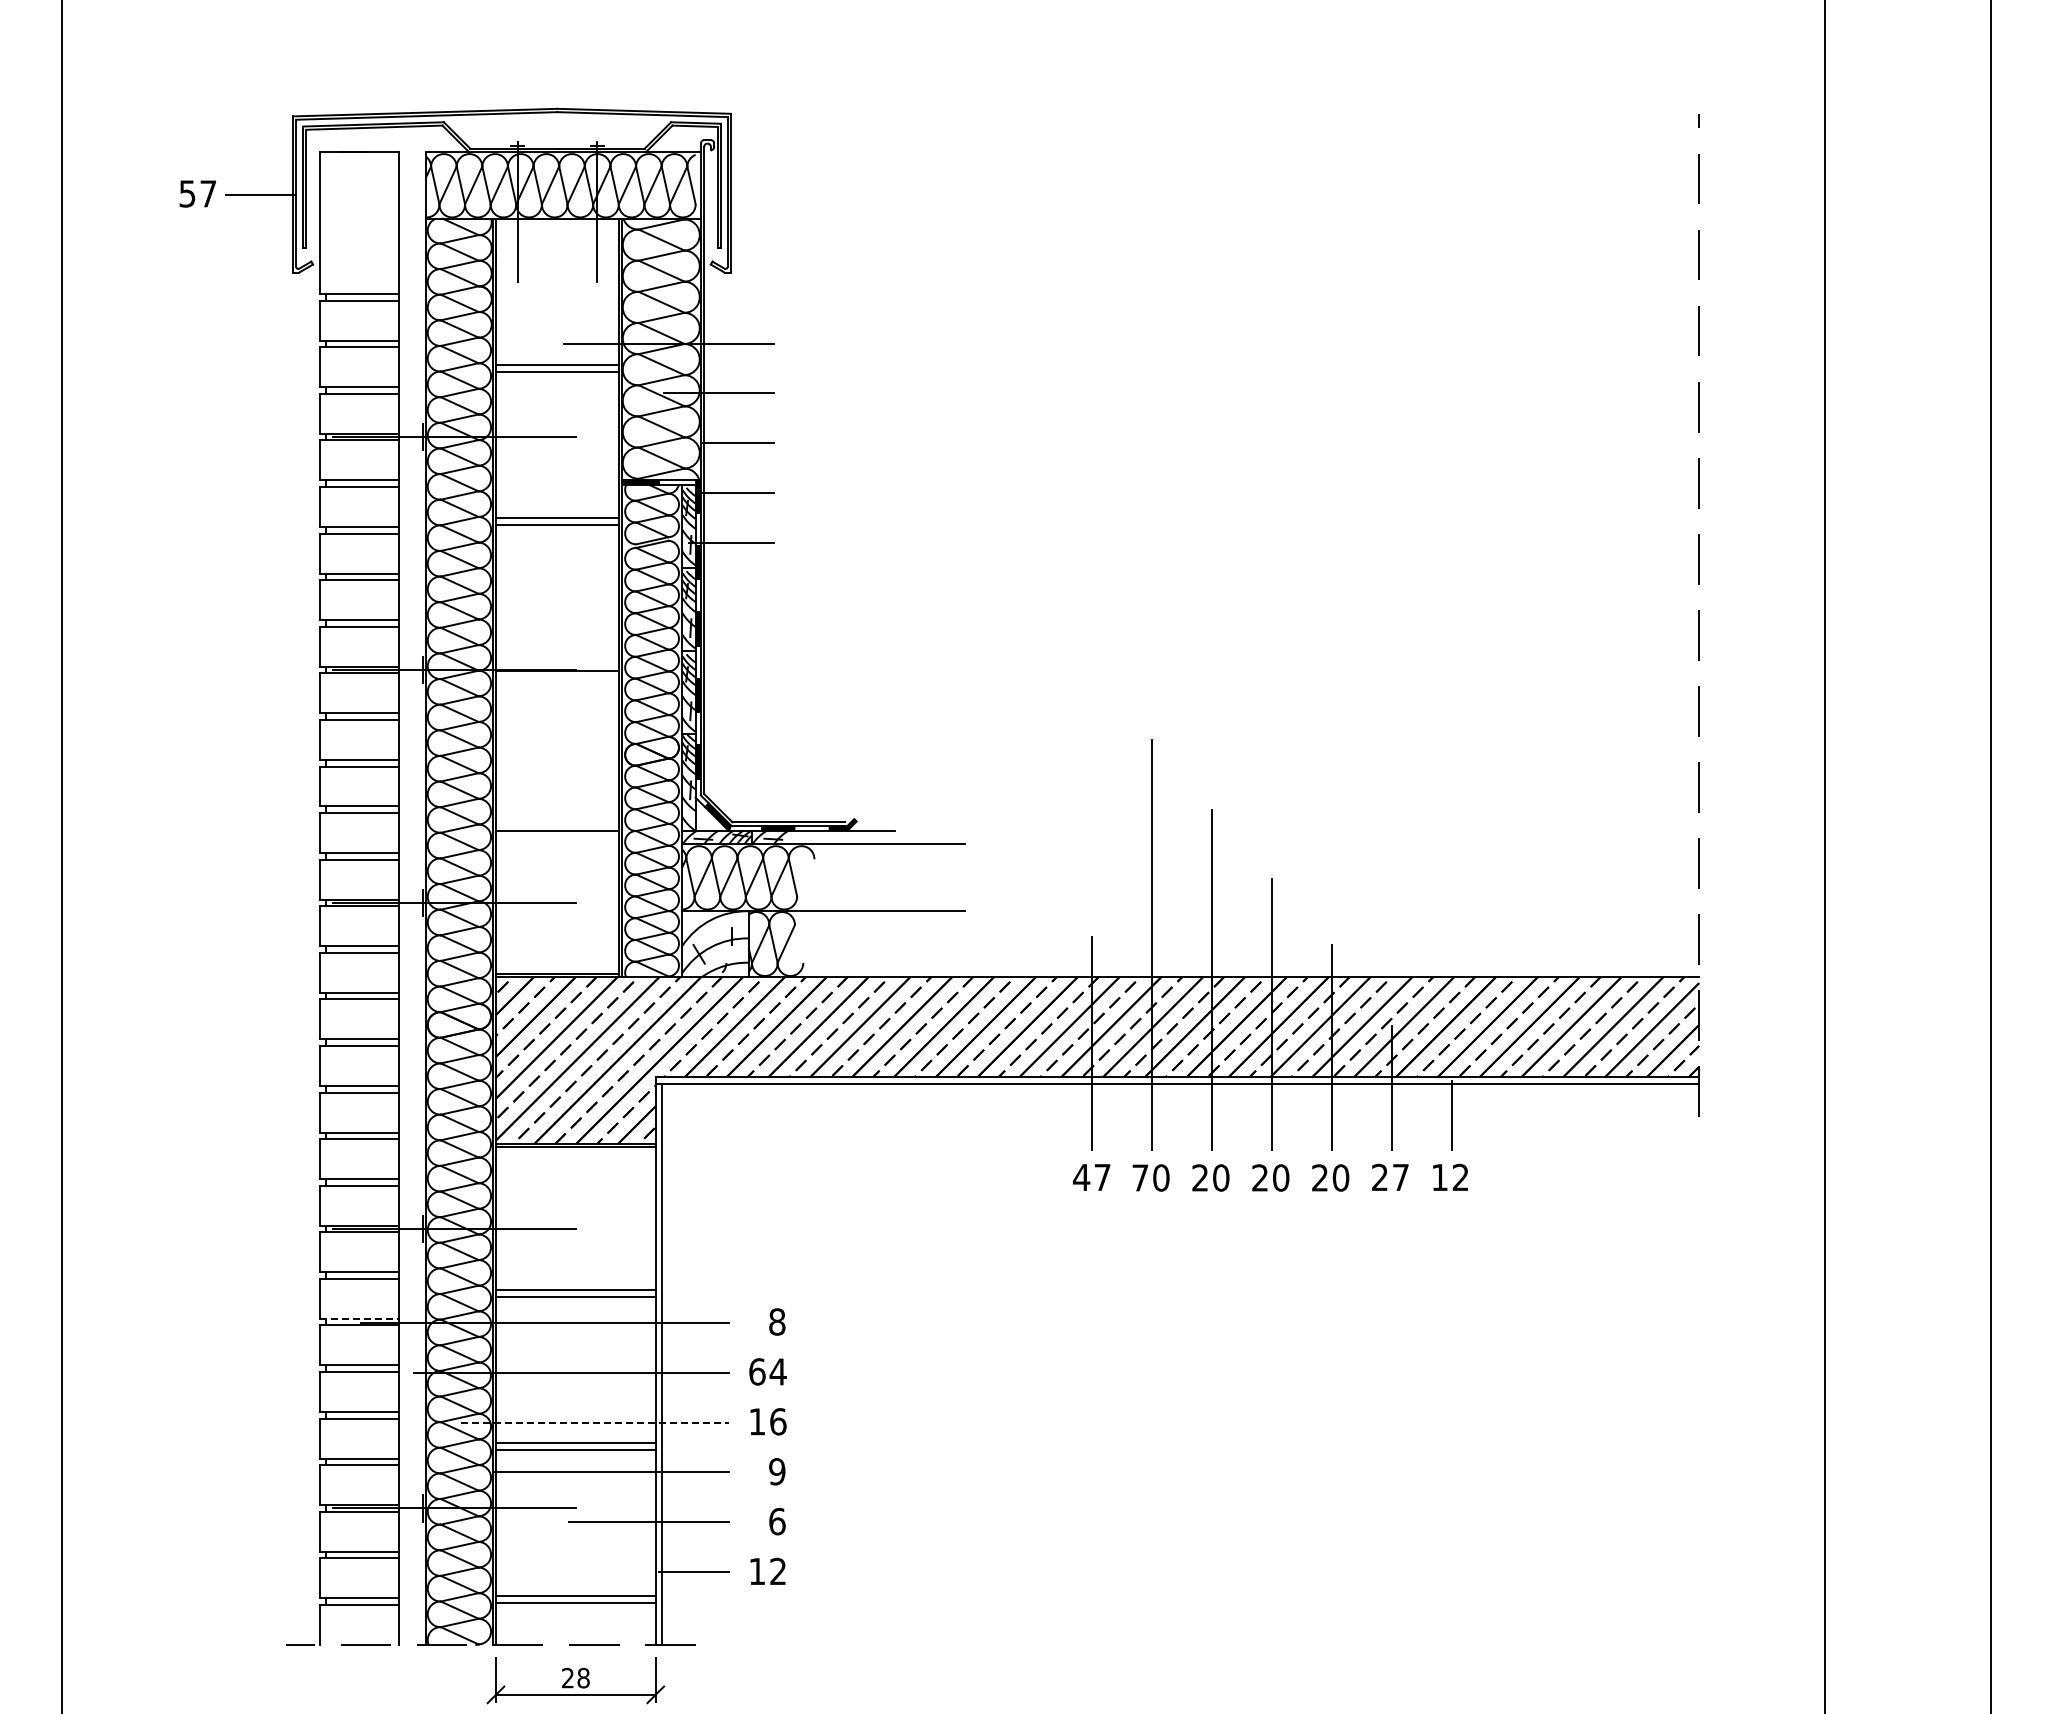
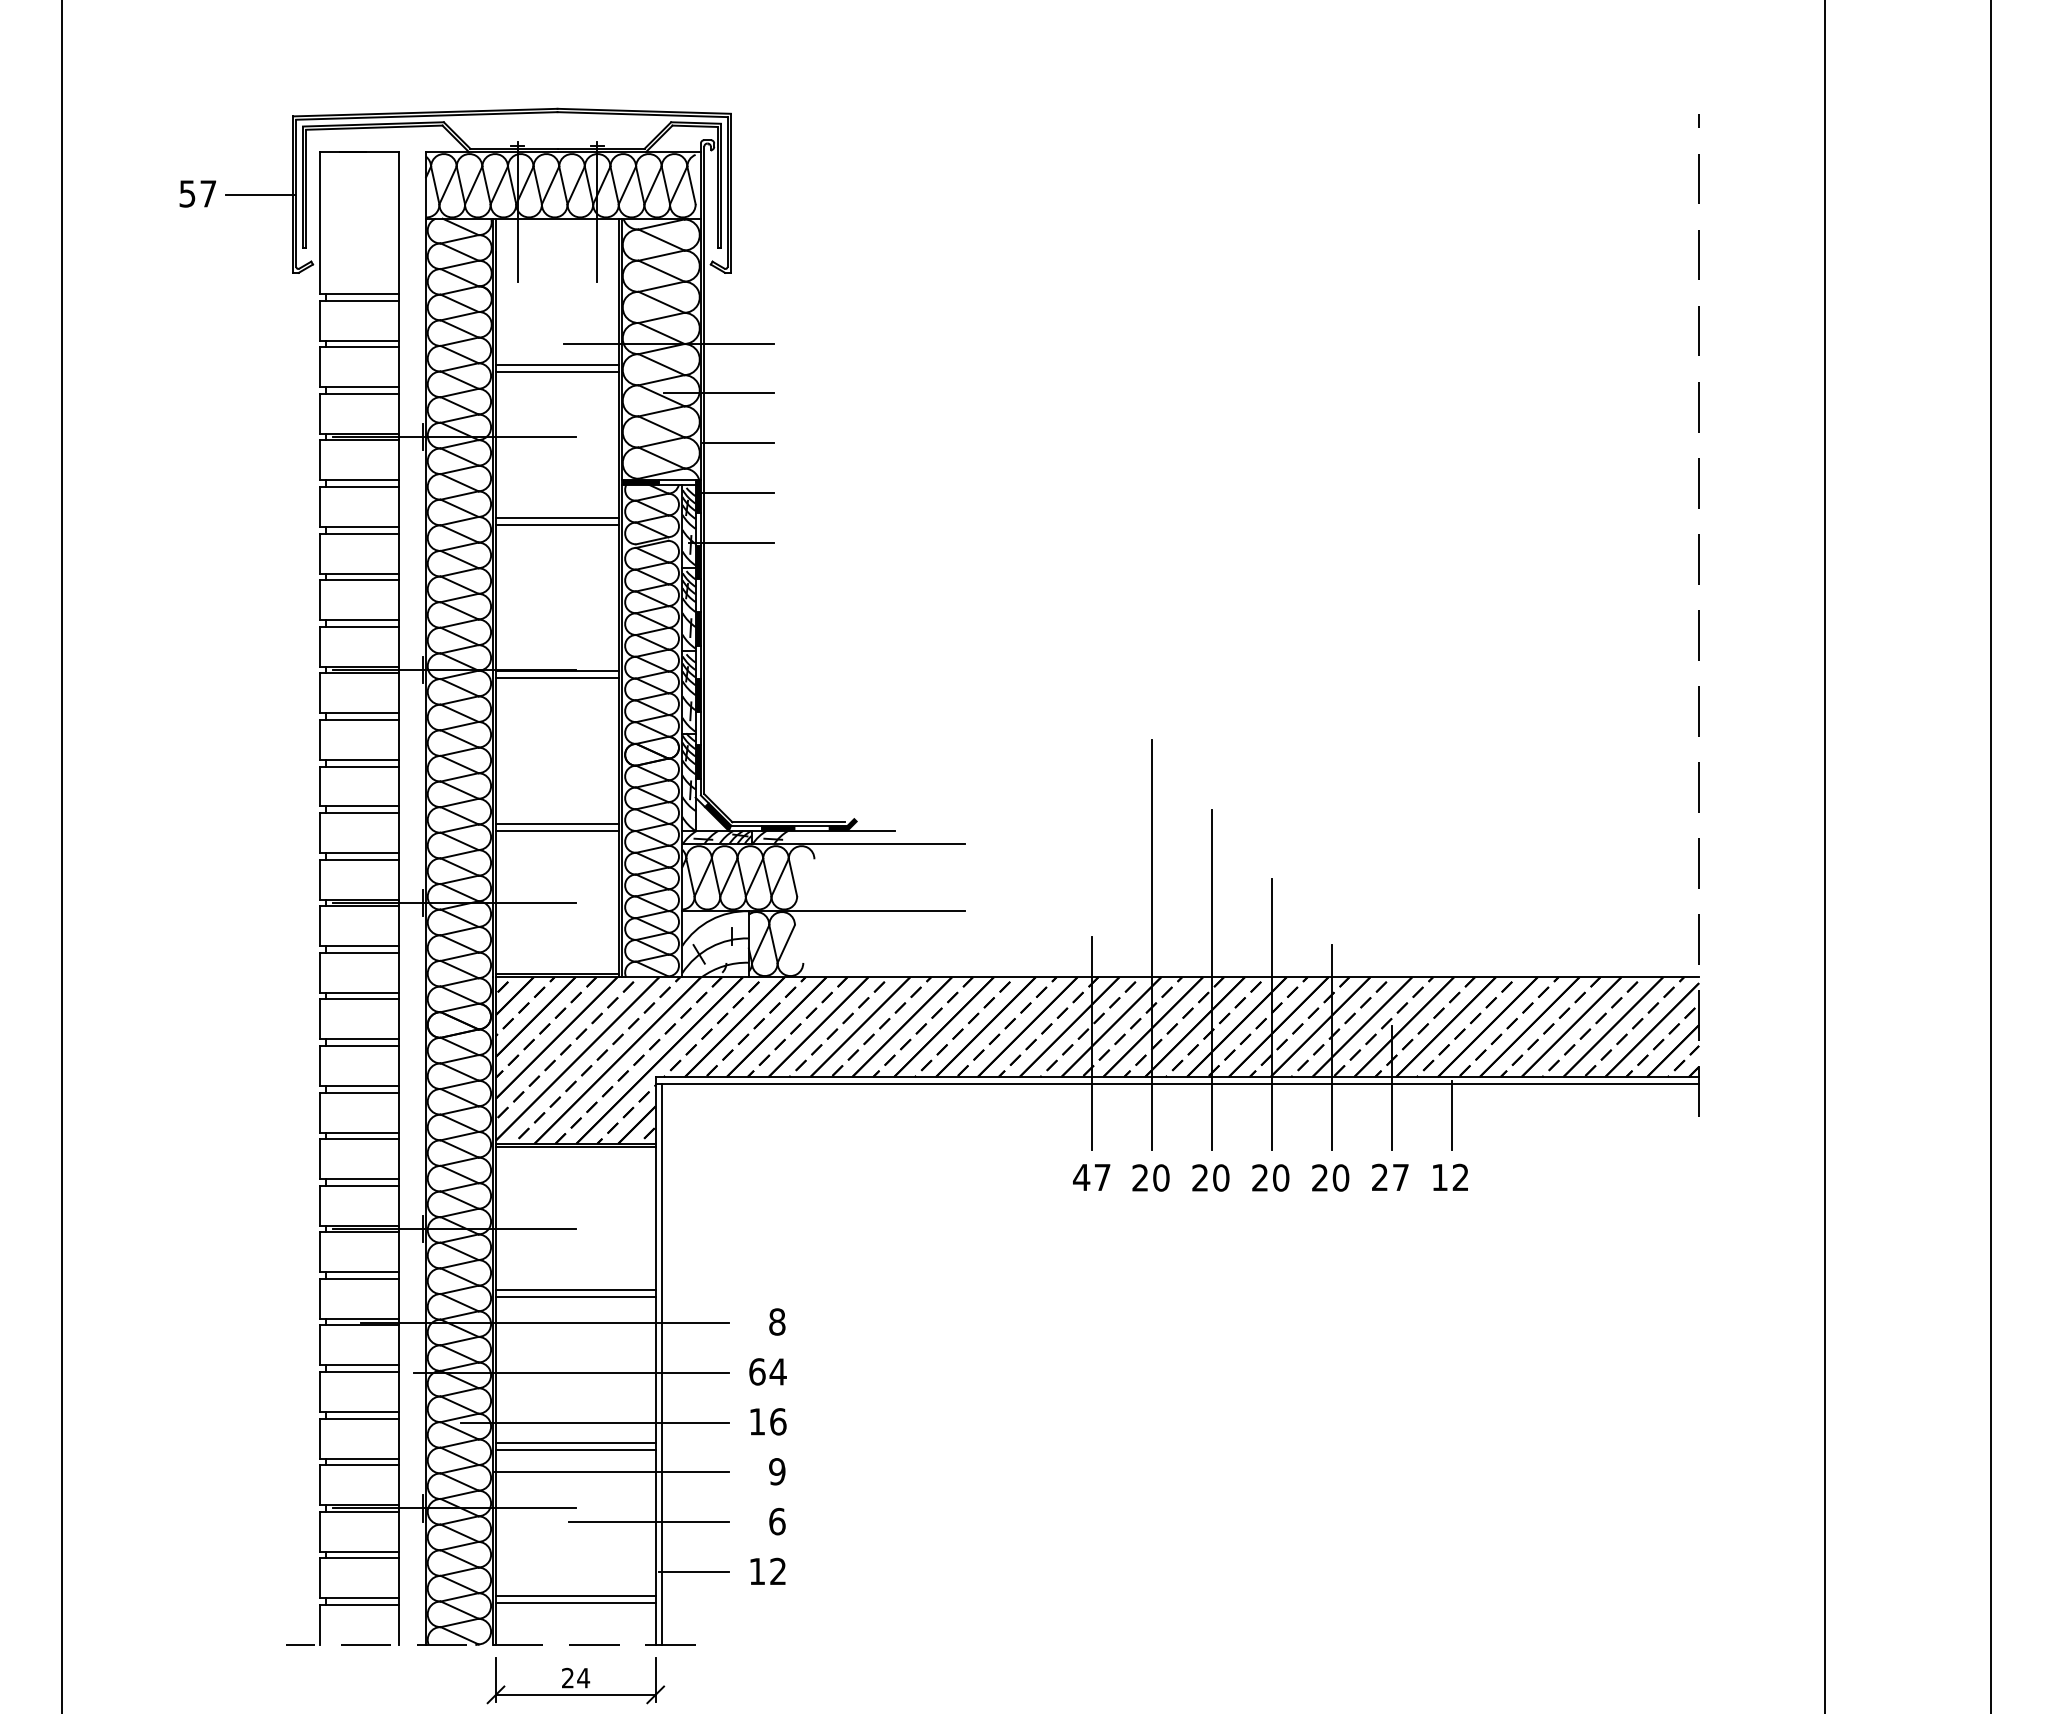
line: none -> present (557, 677)
line: none -> present (557, 824)
text: 70 -> 20 (1140, 1177)
line: dashed -> solid (359, 1318)
line: dashed -> solid (595, 1422)
text: 28 -> 24 (583, 1677)
